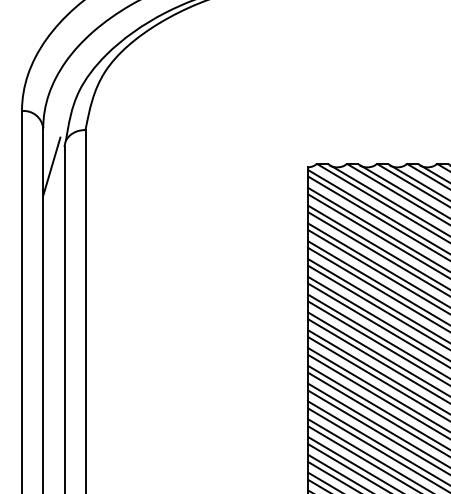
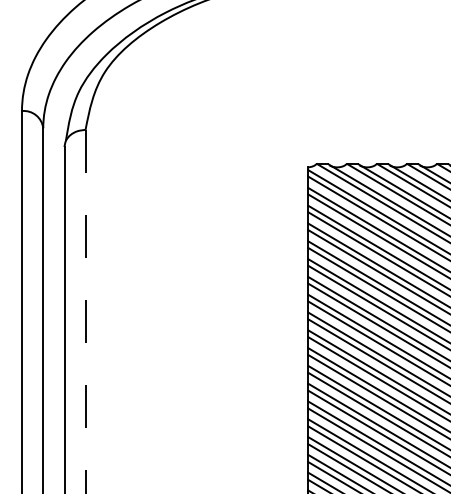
line: present -> none (51, 166)
line: solid -> dashed (85, 311)
